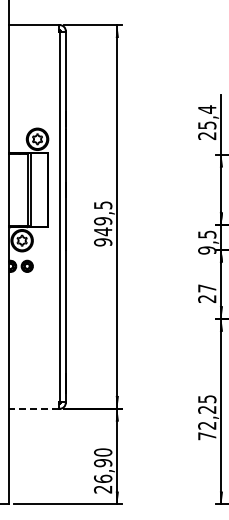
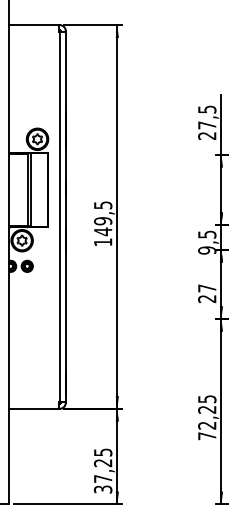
text: 25,4 -> 27,5 (207, 117)
text: 949,5 -> 149,5 (103, 242)
line: dashed -> solid (34, 408)
text: 26,90 -> 37,25 (103, 470)
